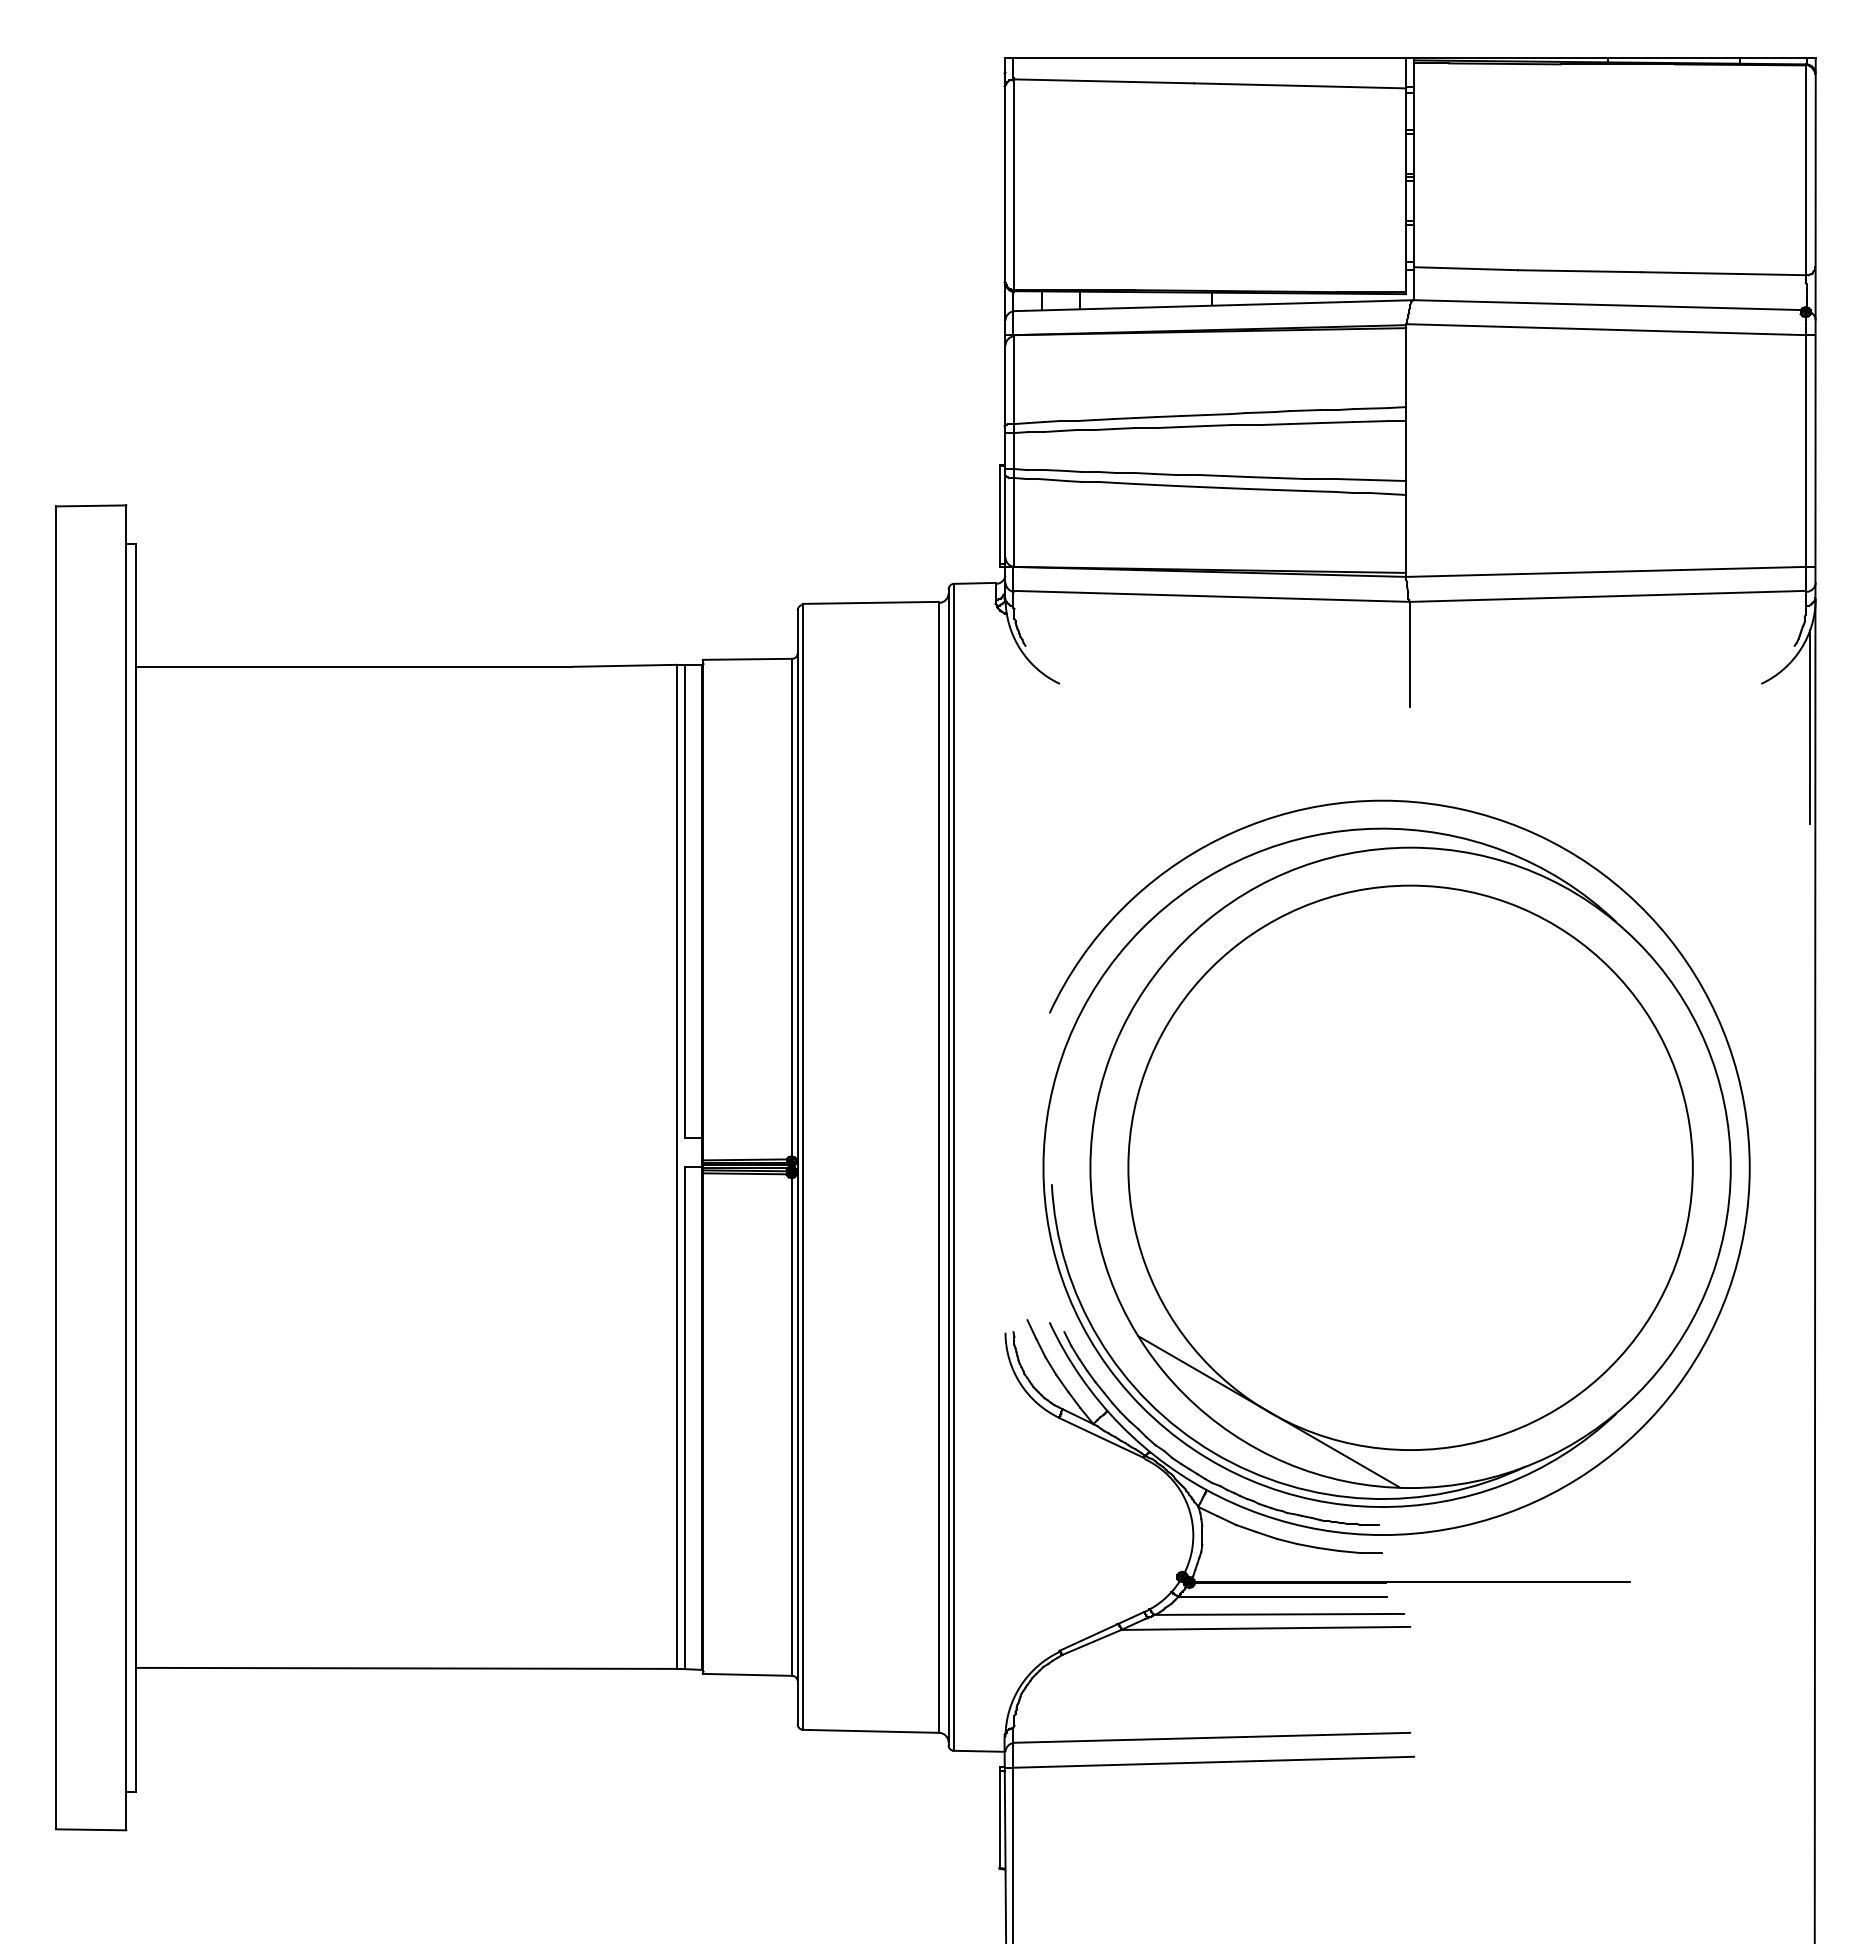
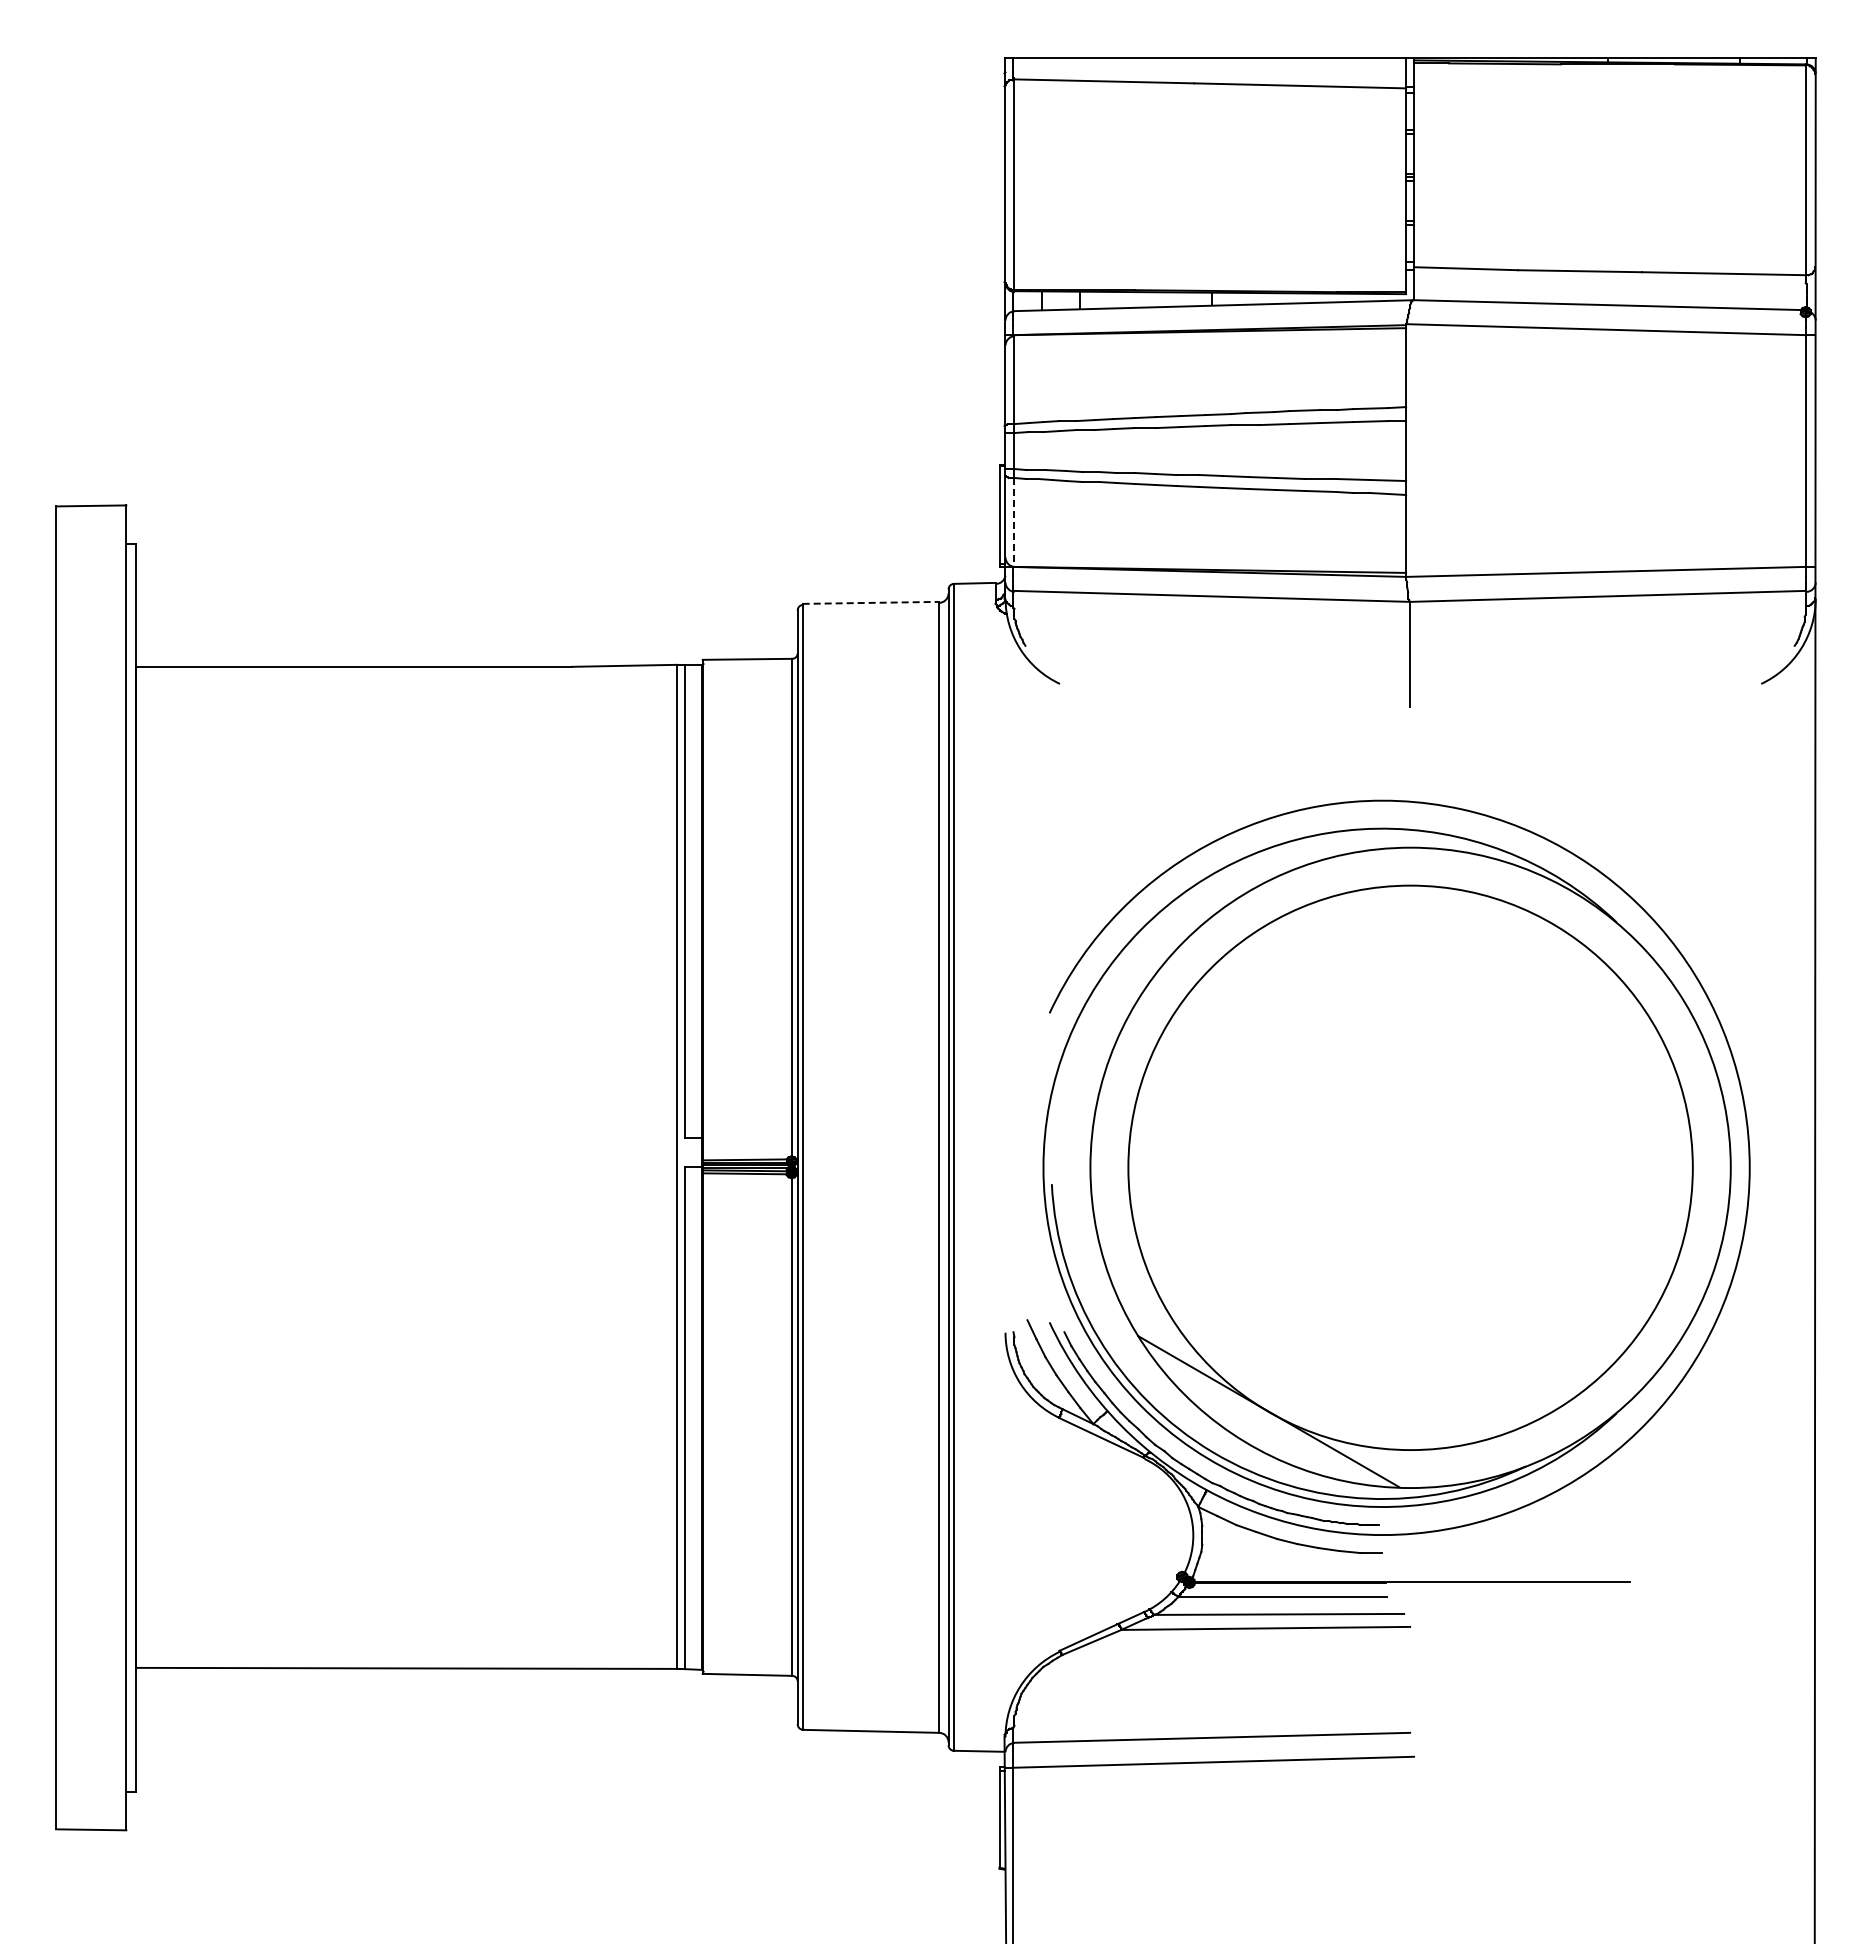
line: solid -> dashed (1014, 522)
line: solid -> dashed (870, 602)
line: present -> none (1809, 726)
